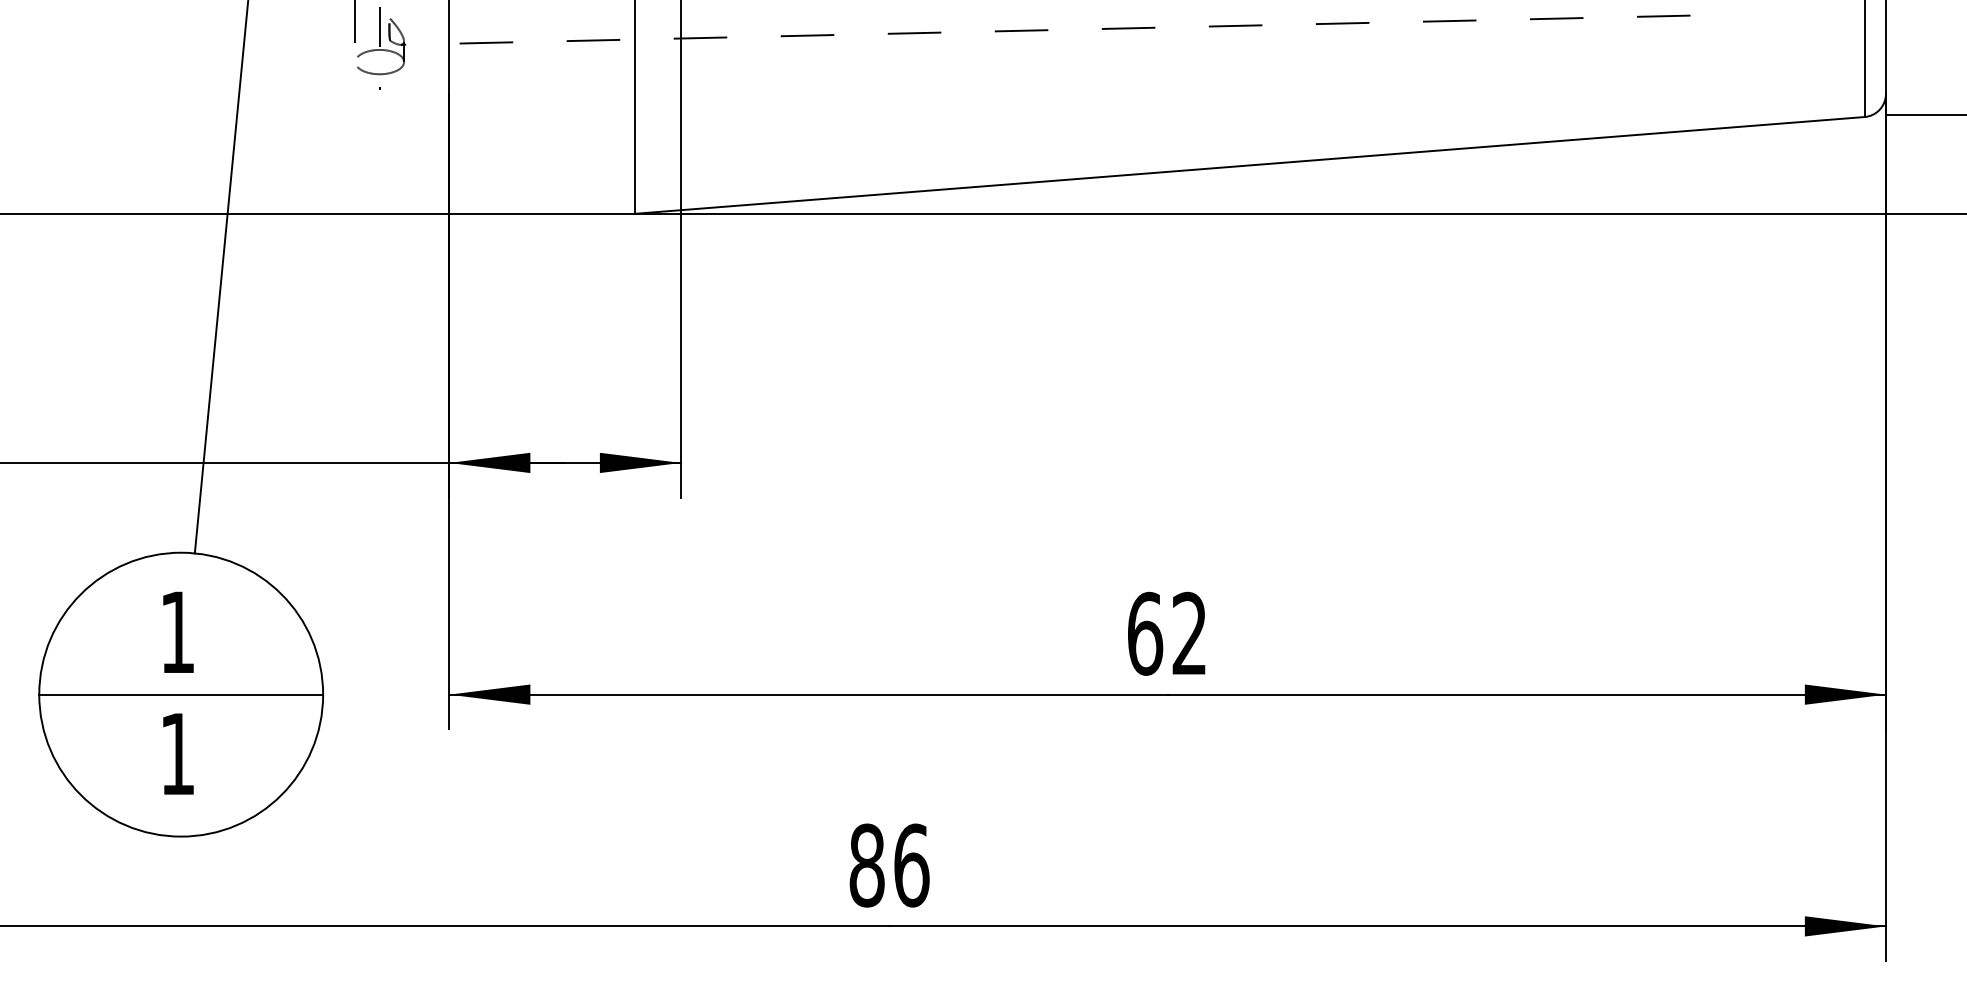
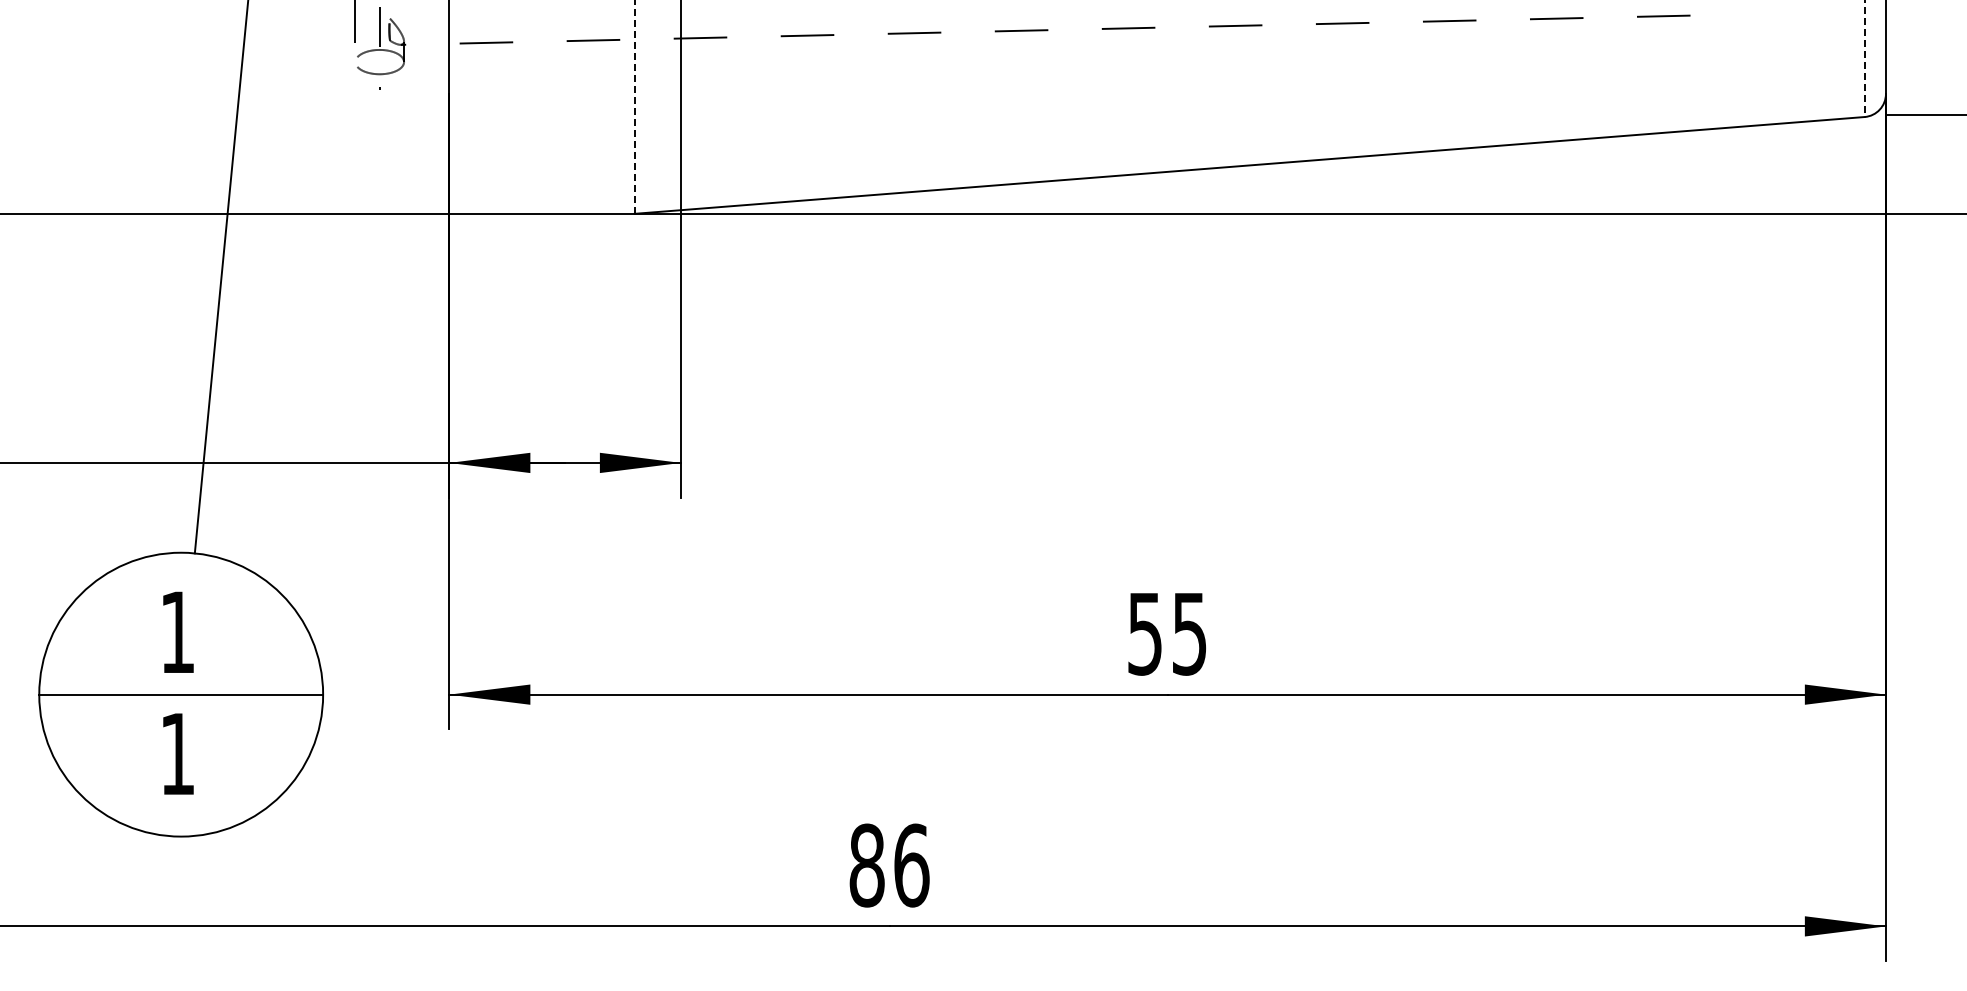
line: solid -> dashed (1864, 59)
line: solid -> dashed (634, 107)
text: 62 -> 55 (1167, 633)
